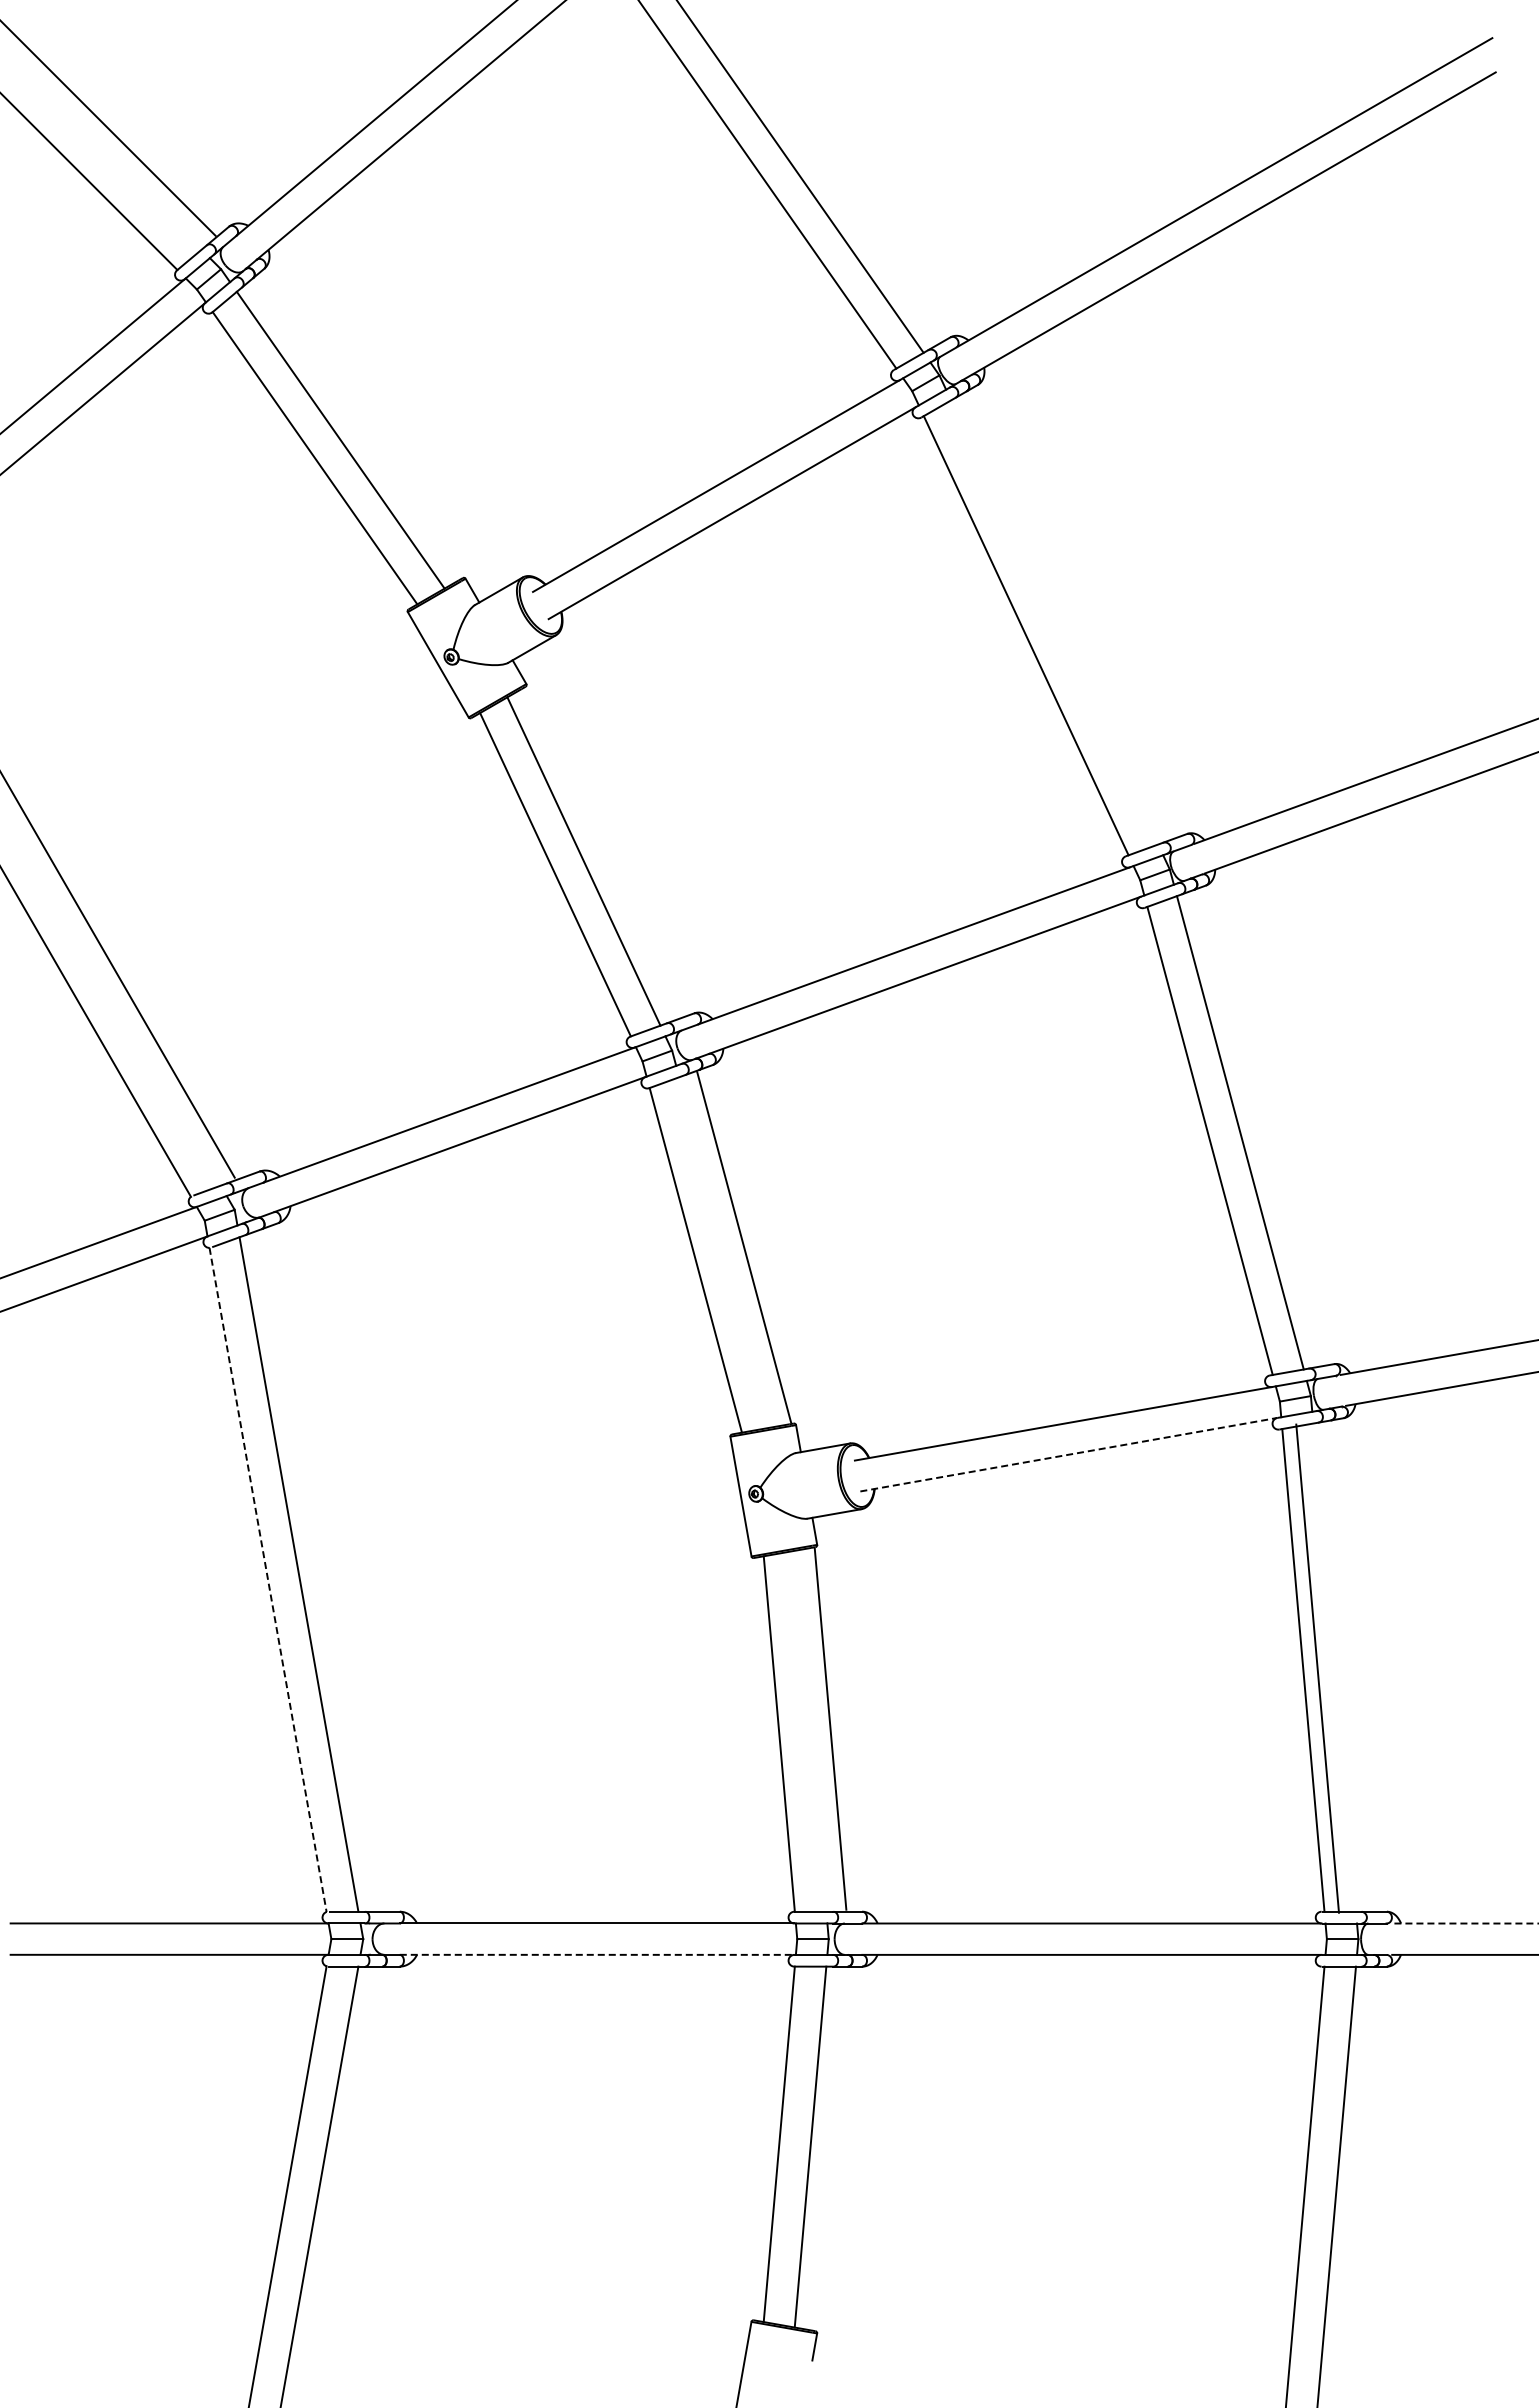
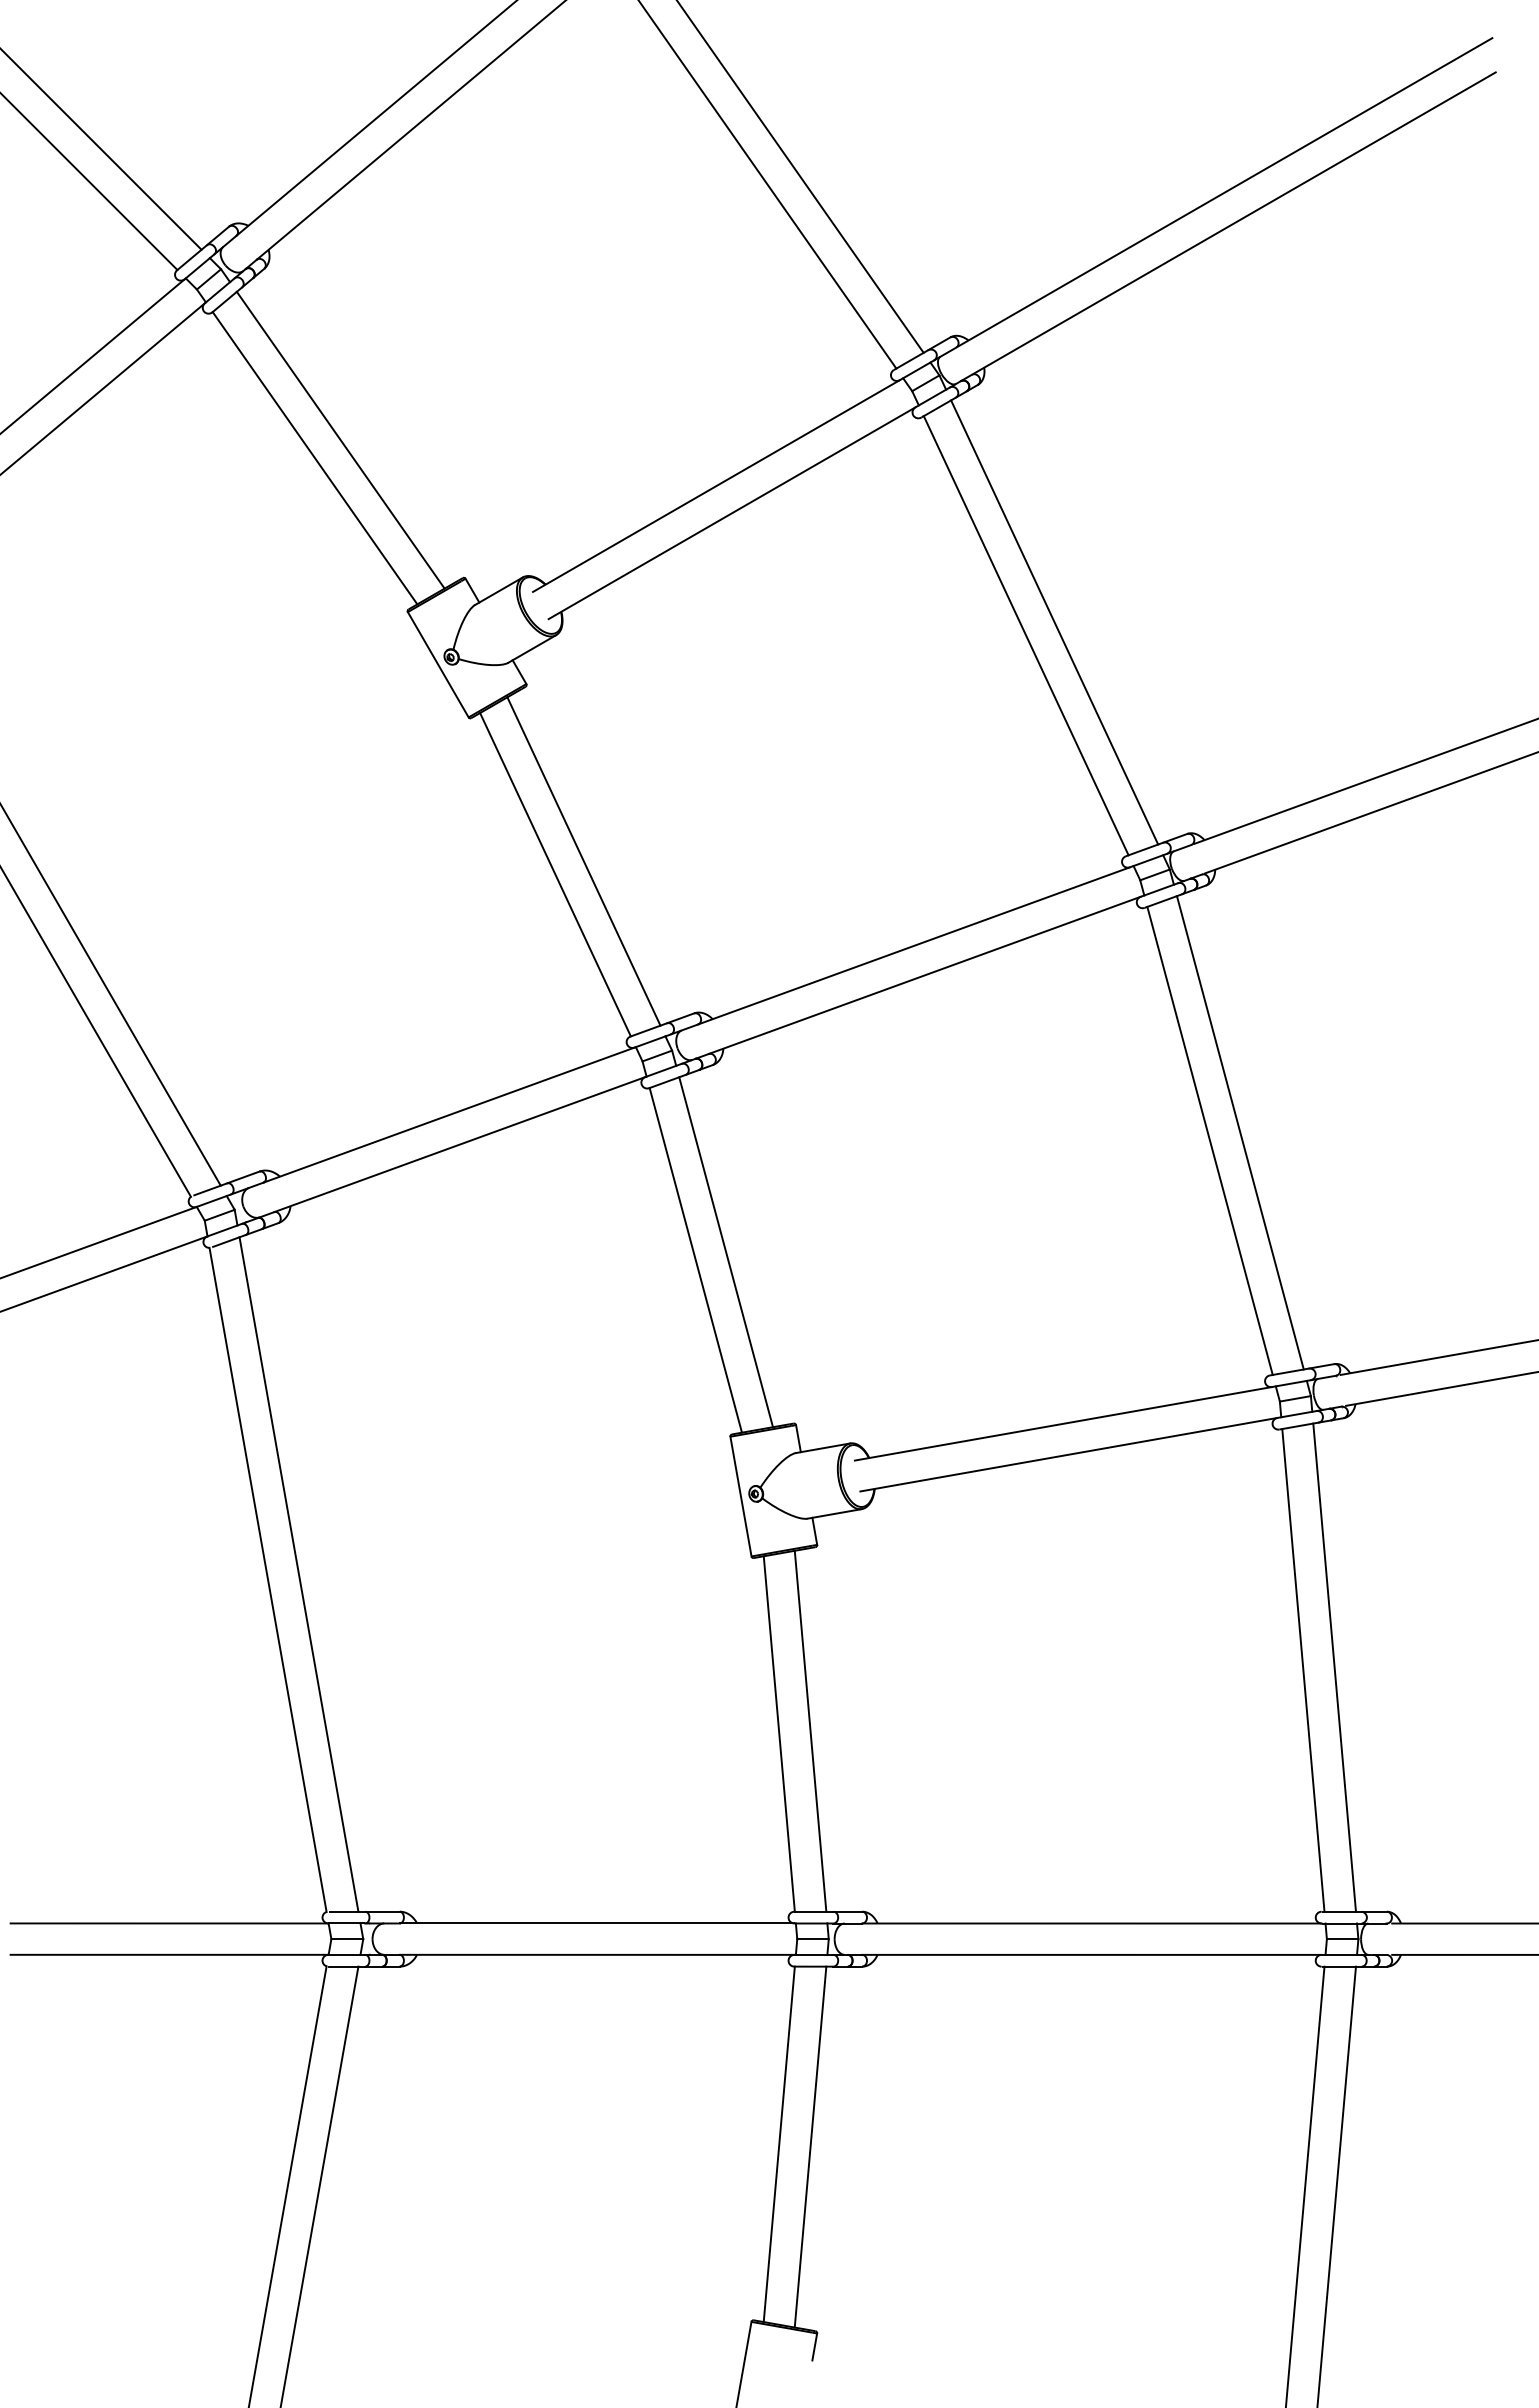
line position: (108, 128) -> (101, 149) (101, 149)
line: none -> present (1054, 622)
line position: (118, 975) -> (111, 995) (111, 995)
line position: (744, 1247) -> (726, 1252) (726, 1252)
line: dashed -> solid (1068, 1454)
line: dashed -> solid (268, 1580)
line position: (1317, 1668) -> (1334, 1667) (1334, 1667)
line position: (830, 1728) -> (810, 1730) (810, 1730)
line: dashed -> solid (1465, 1923)
line: dashed -> solid (597, 1954)
